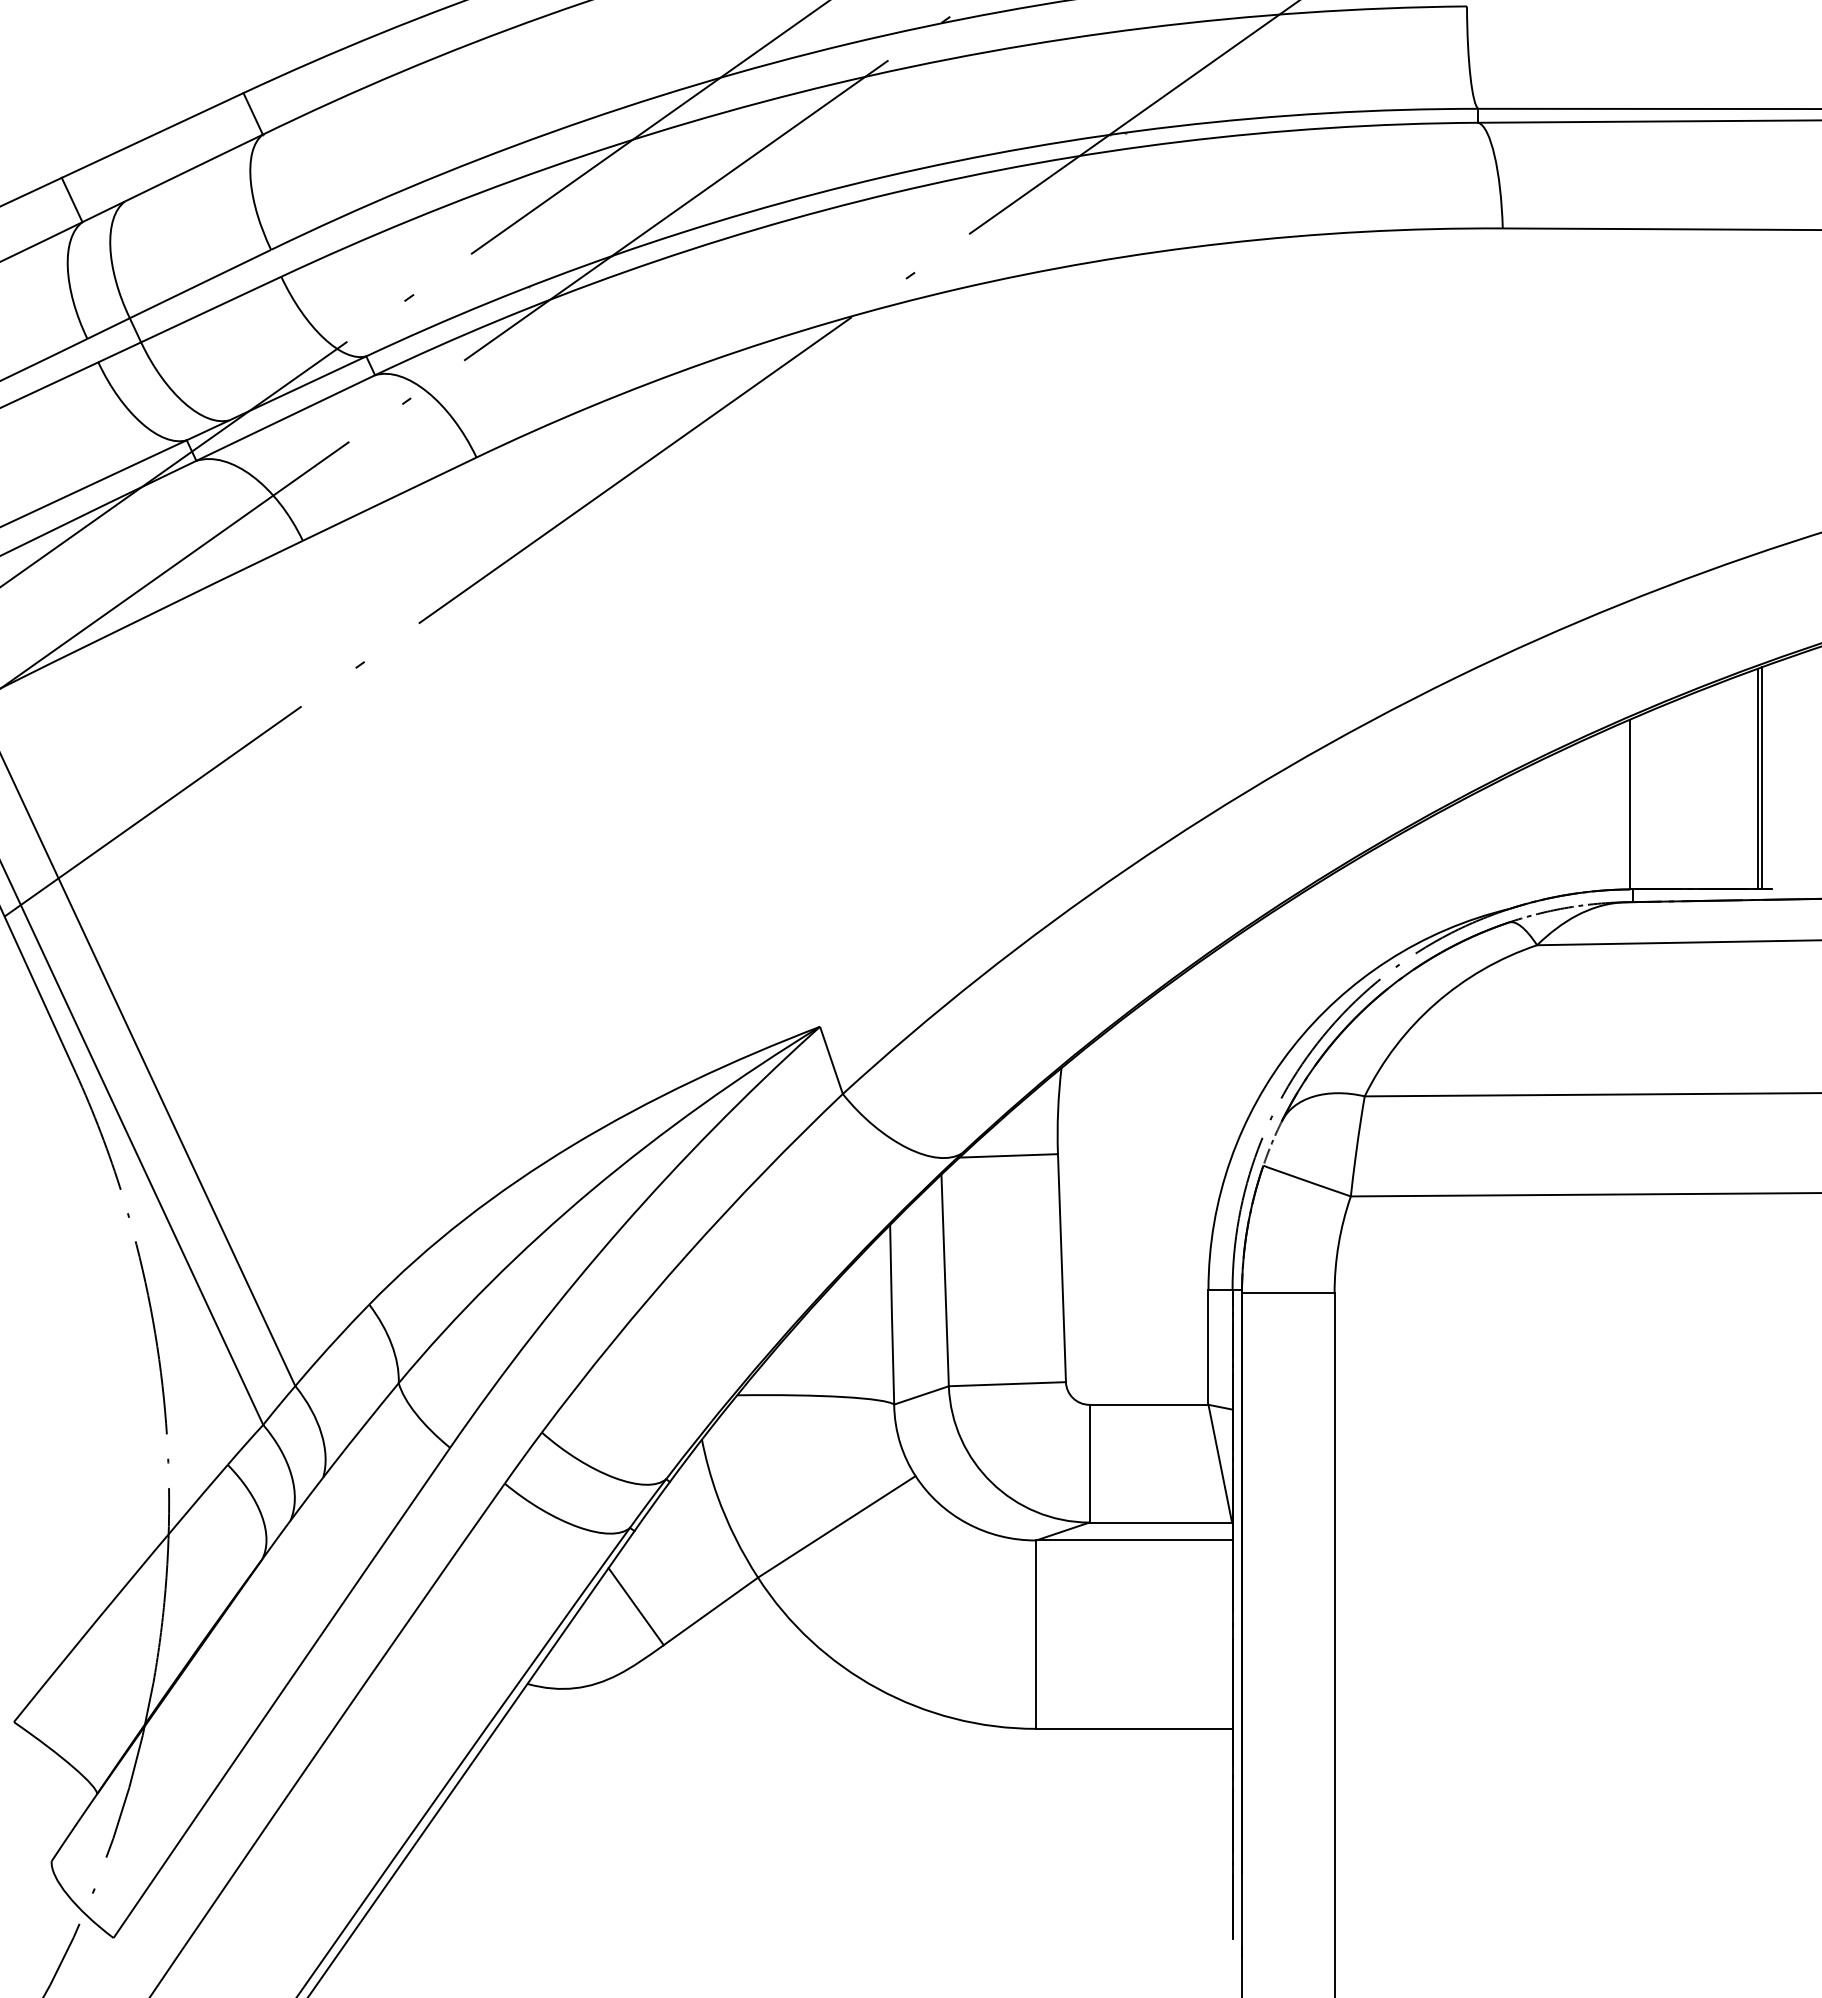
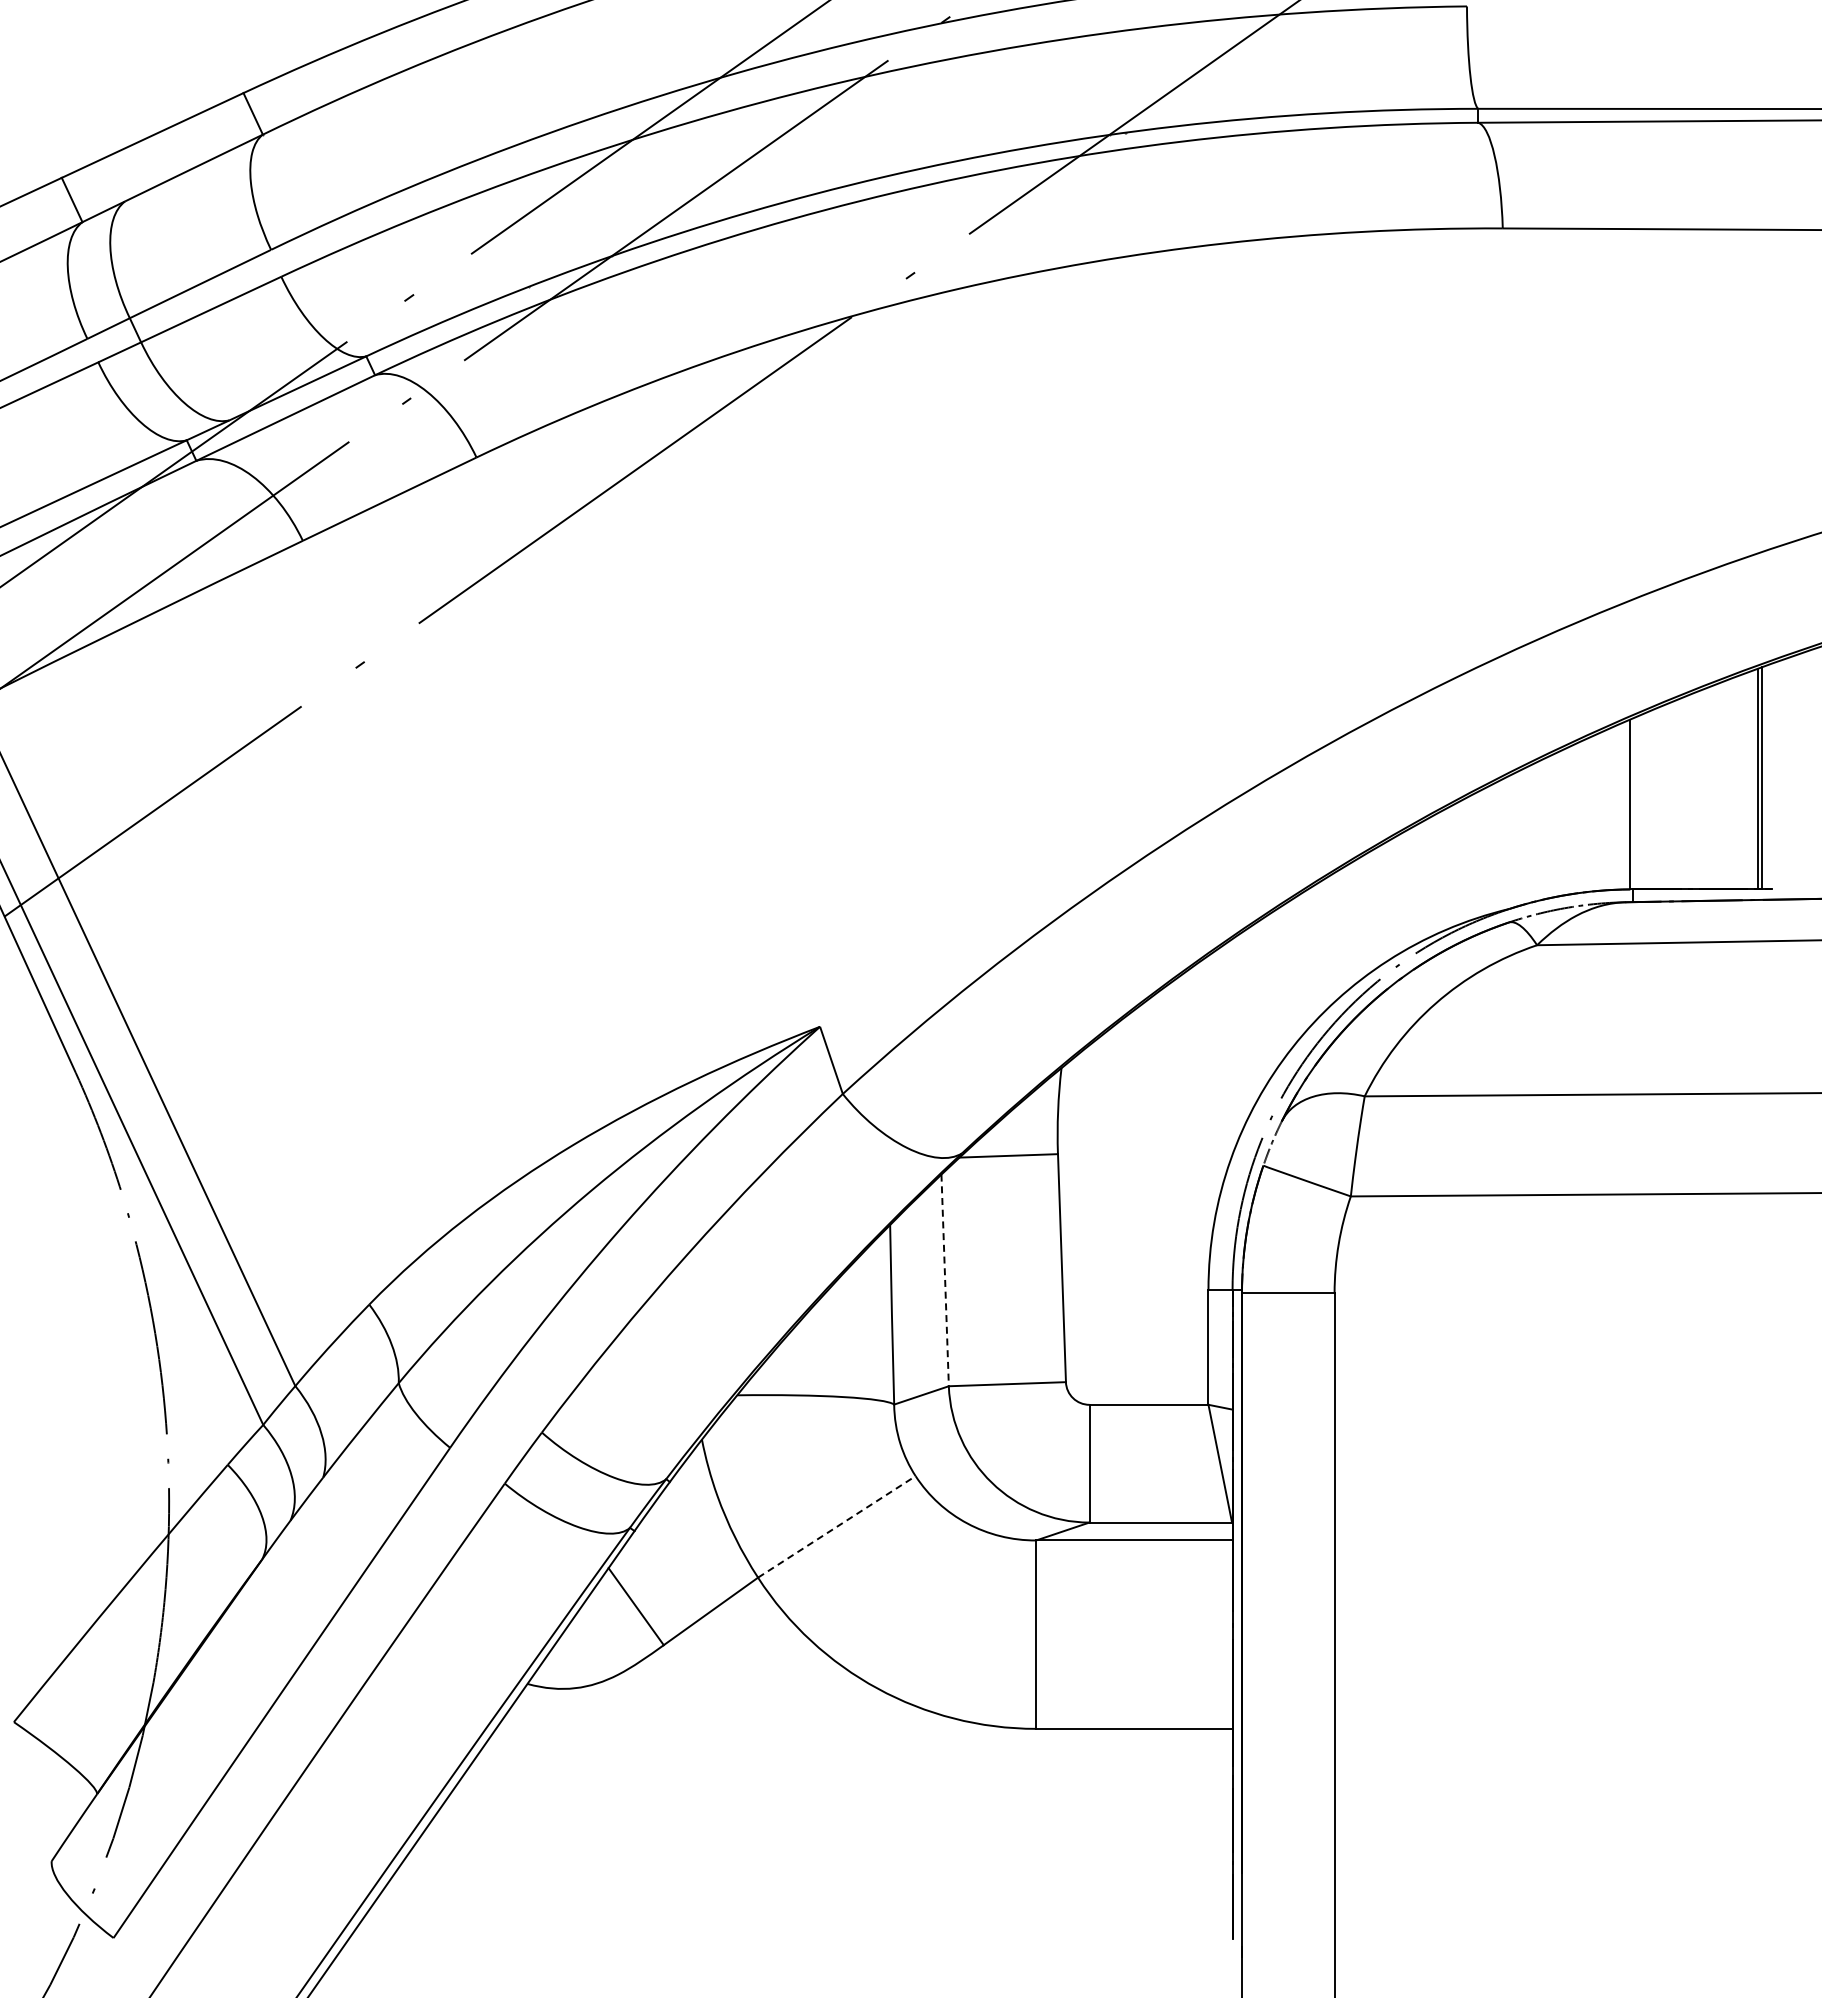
line: solid -> dashed (945, 1280)
line: solid -> dashed (836, 1526)
